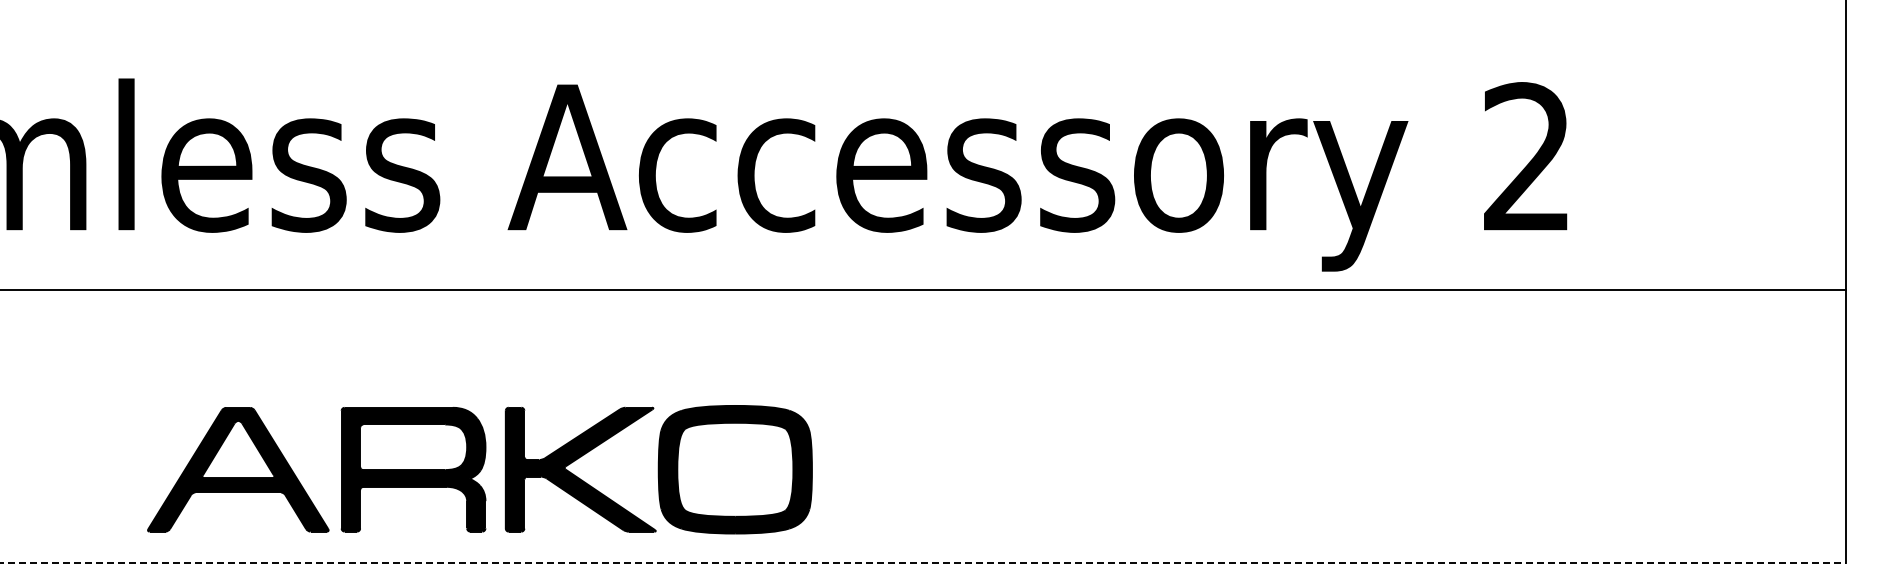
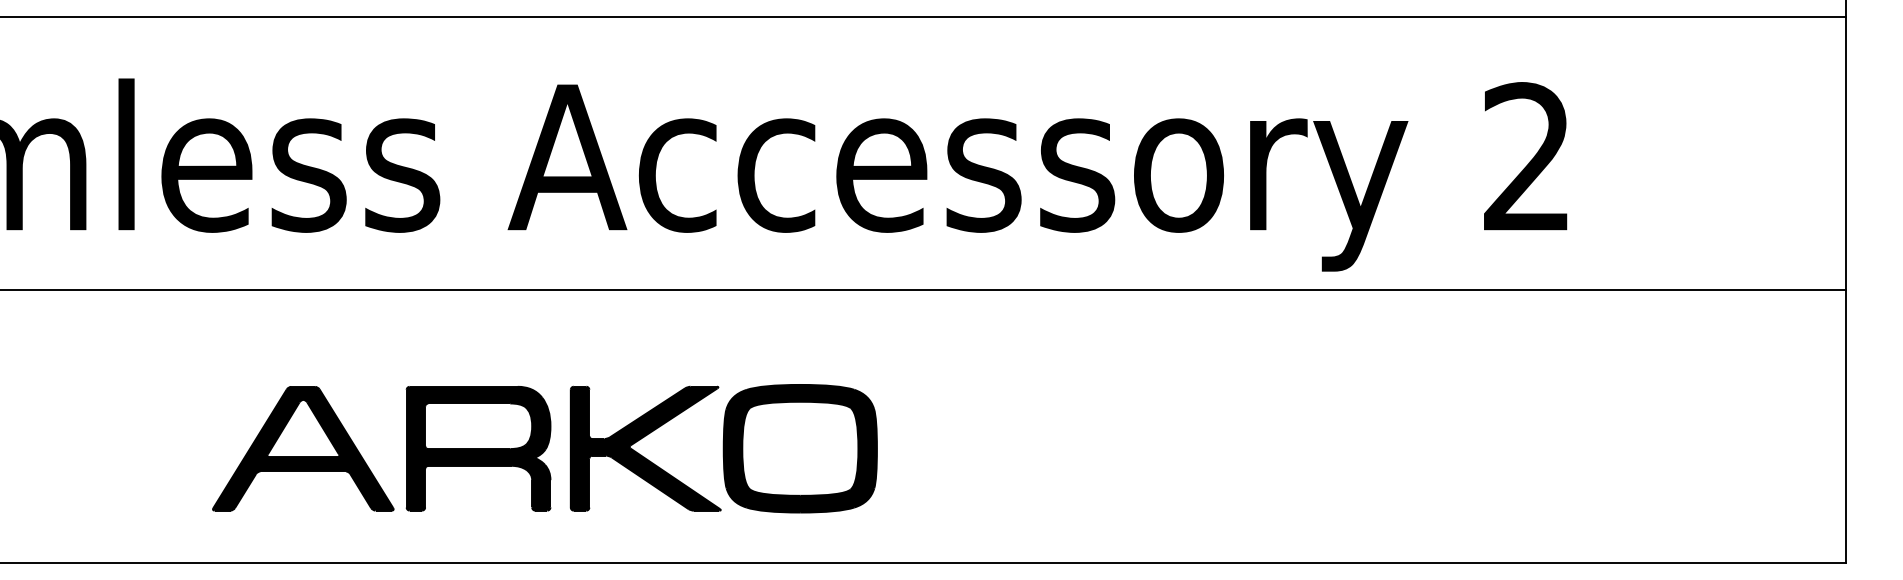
line: none -> present (923, 17)
part position: (479, 469) -> (544, 448) (544, 448)
line: dashed -> solid (923, 562)
